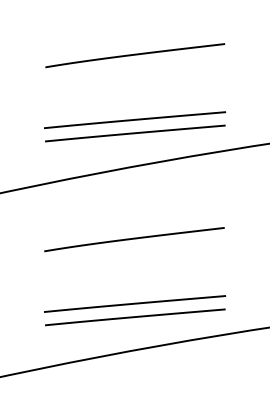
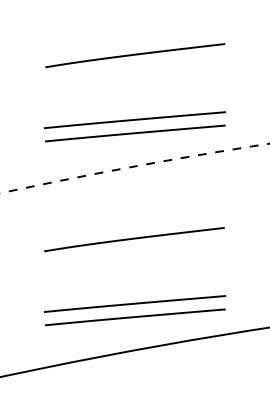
arc: solid -> dashed (134, 166)
